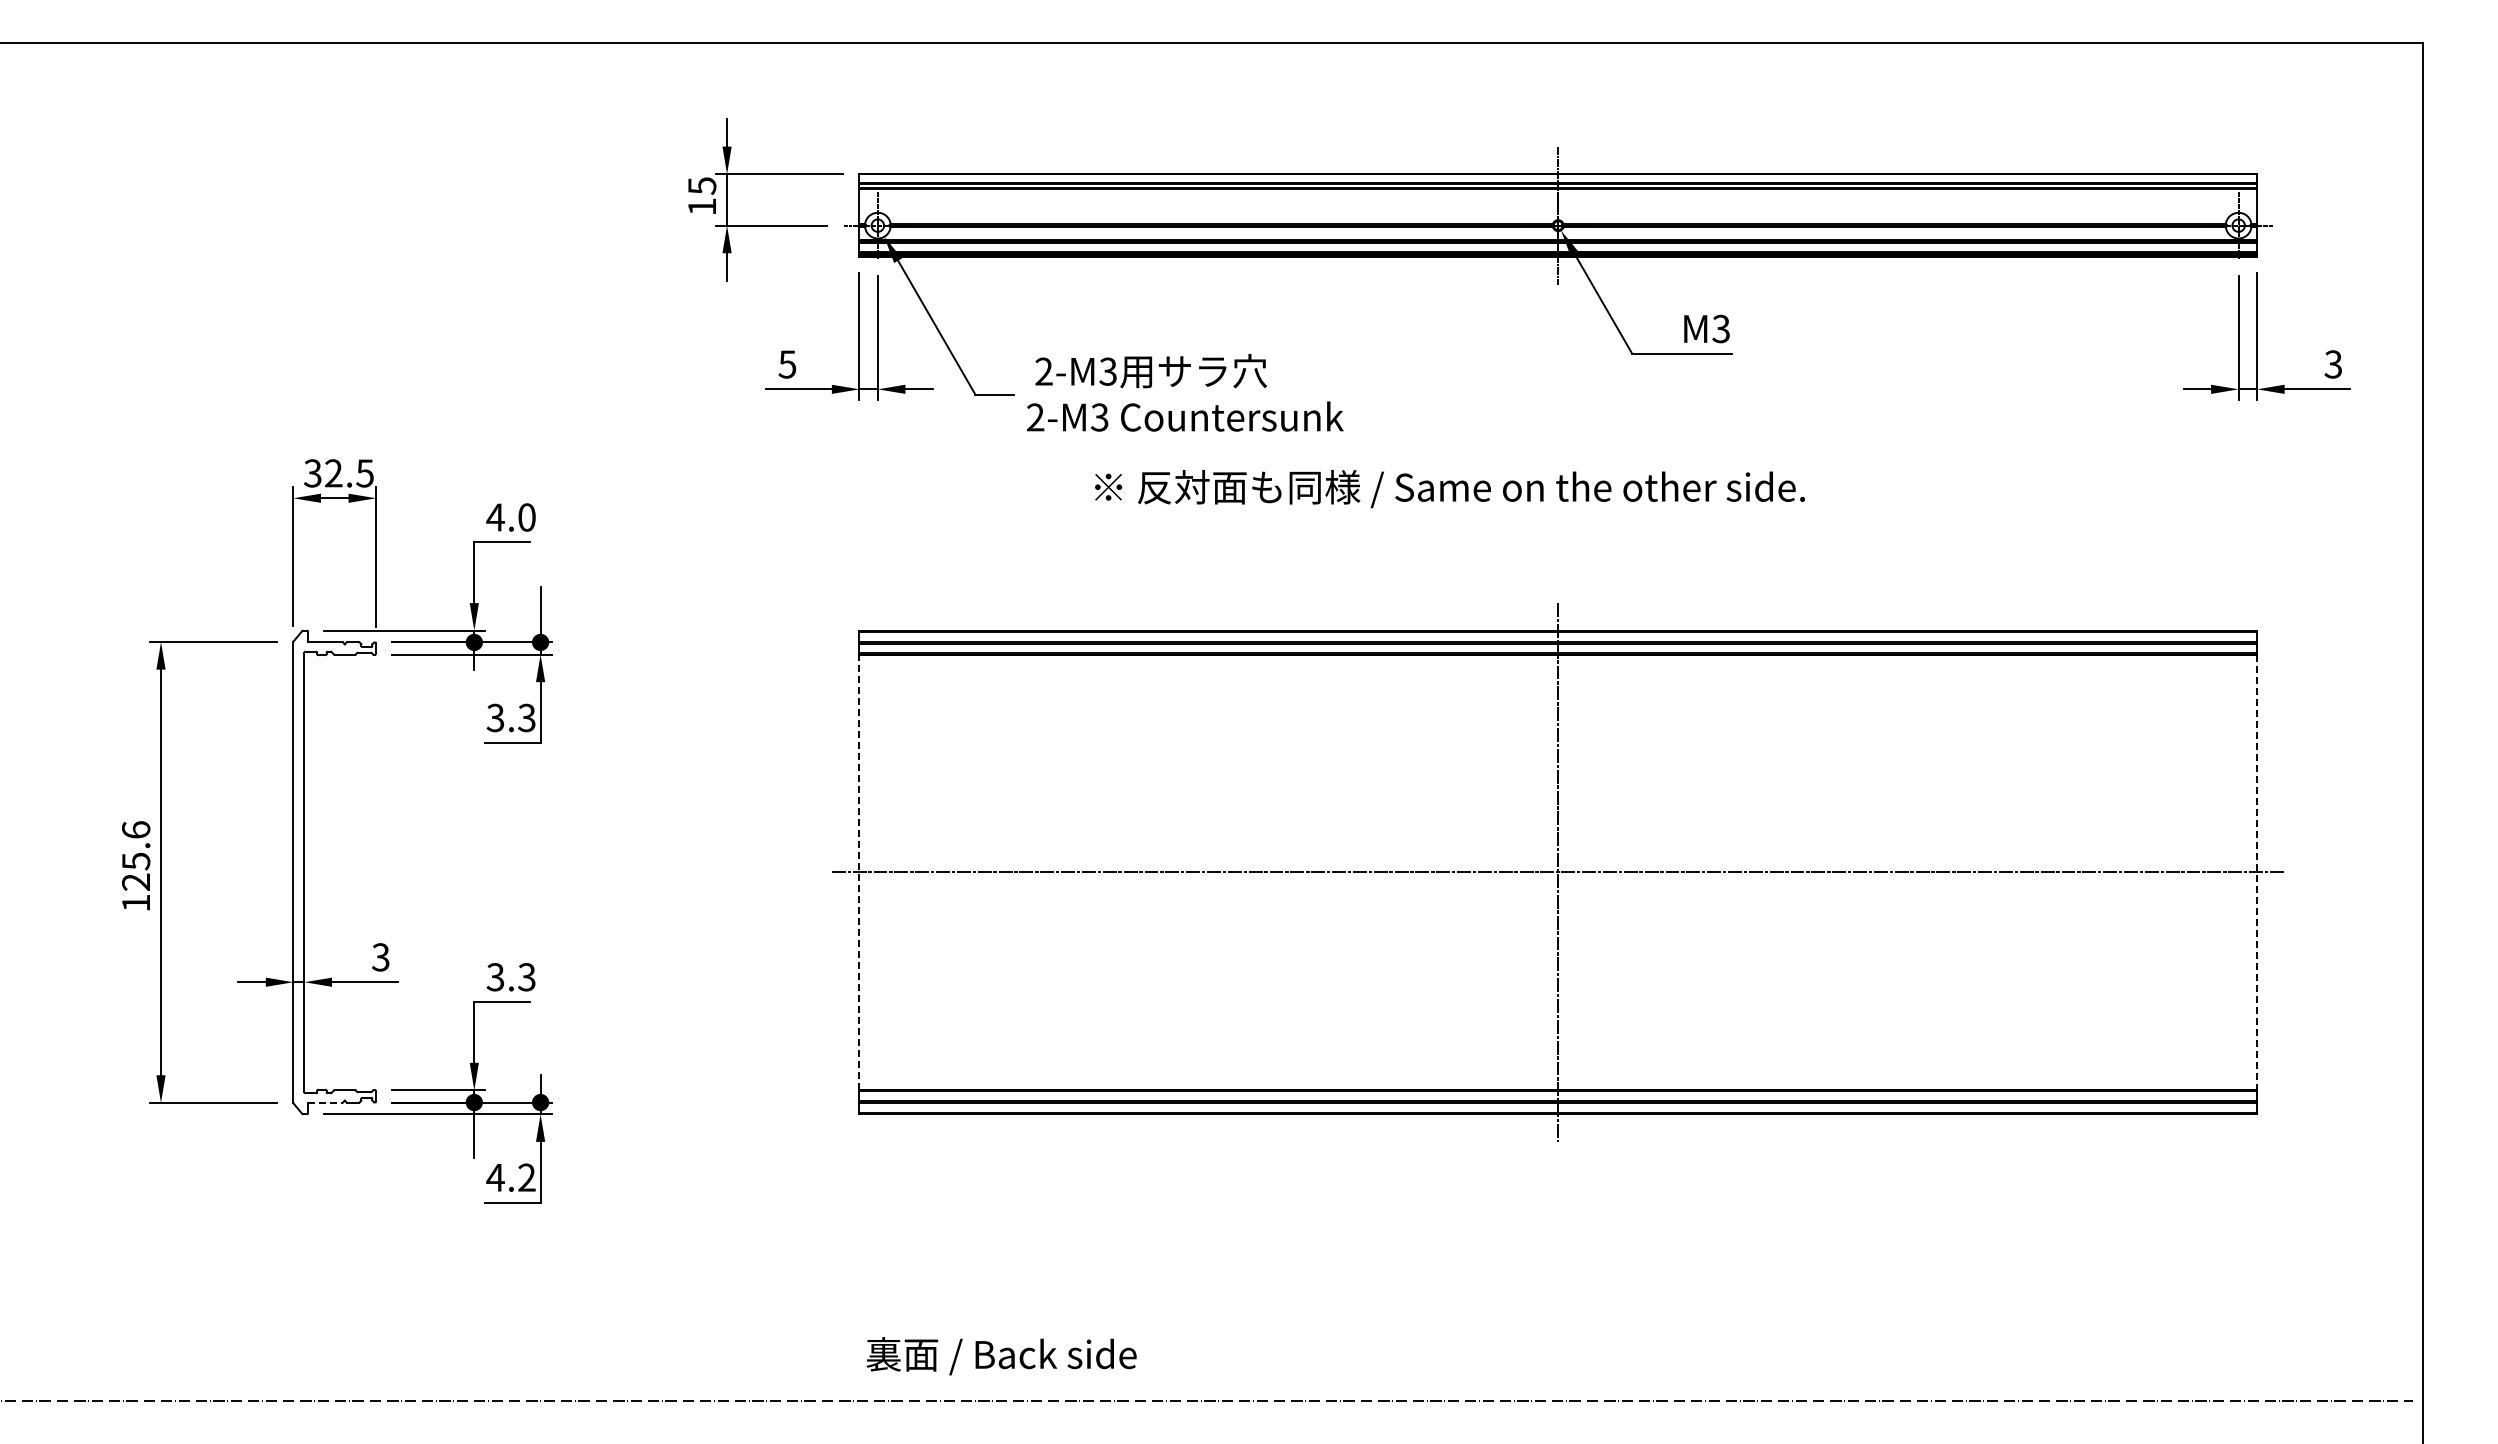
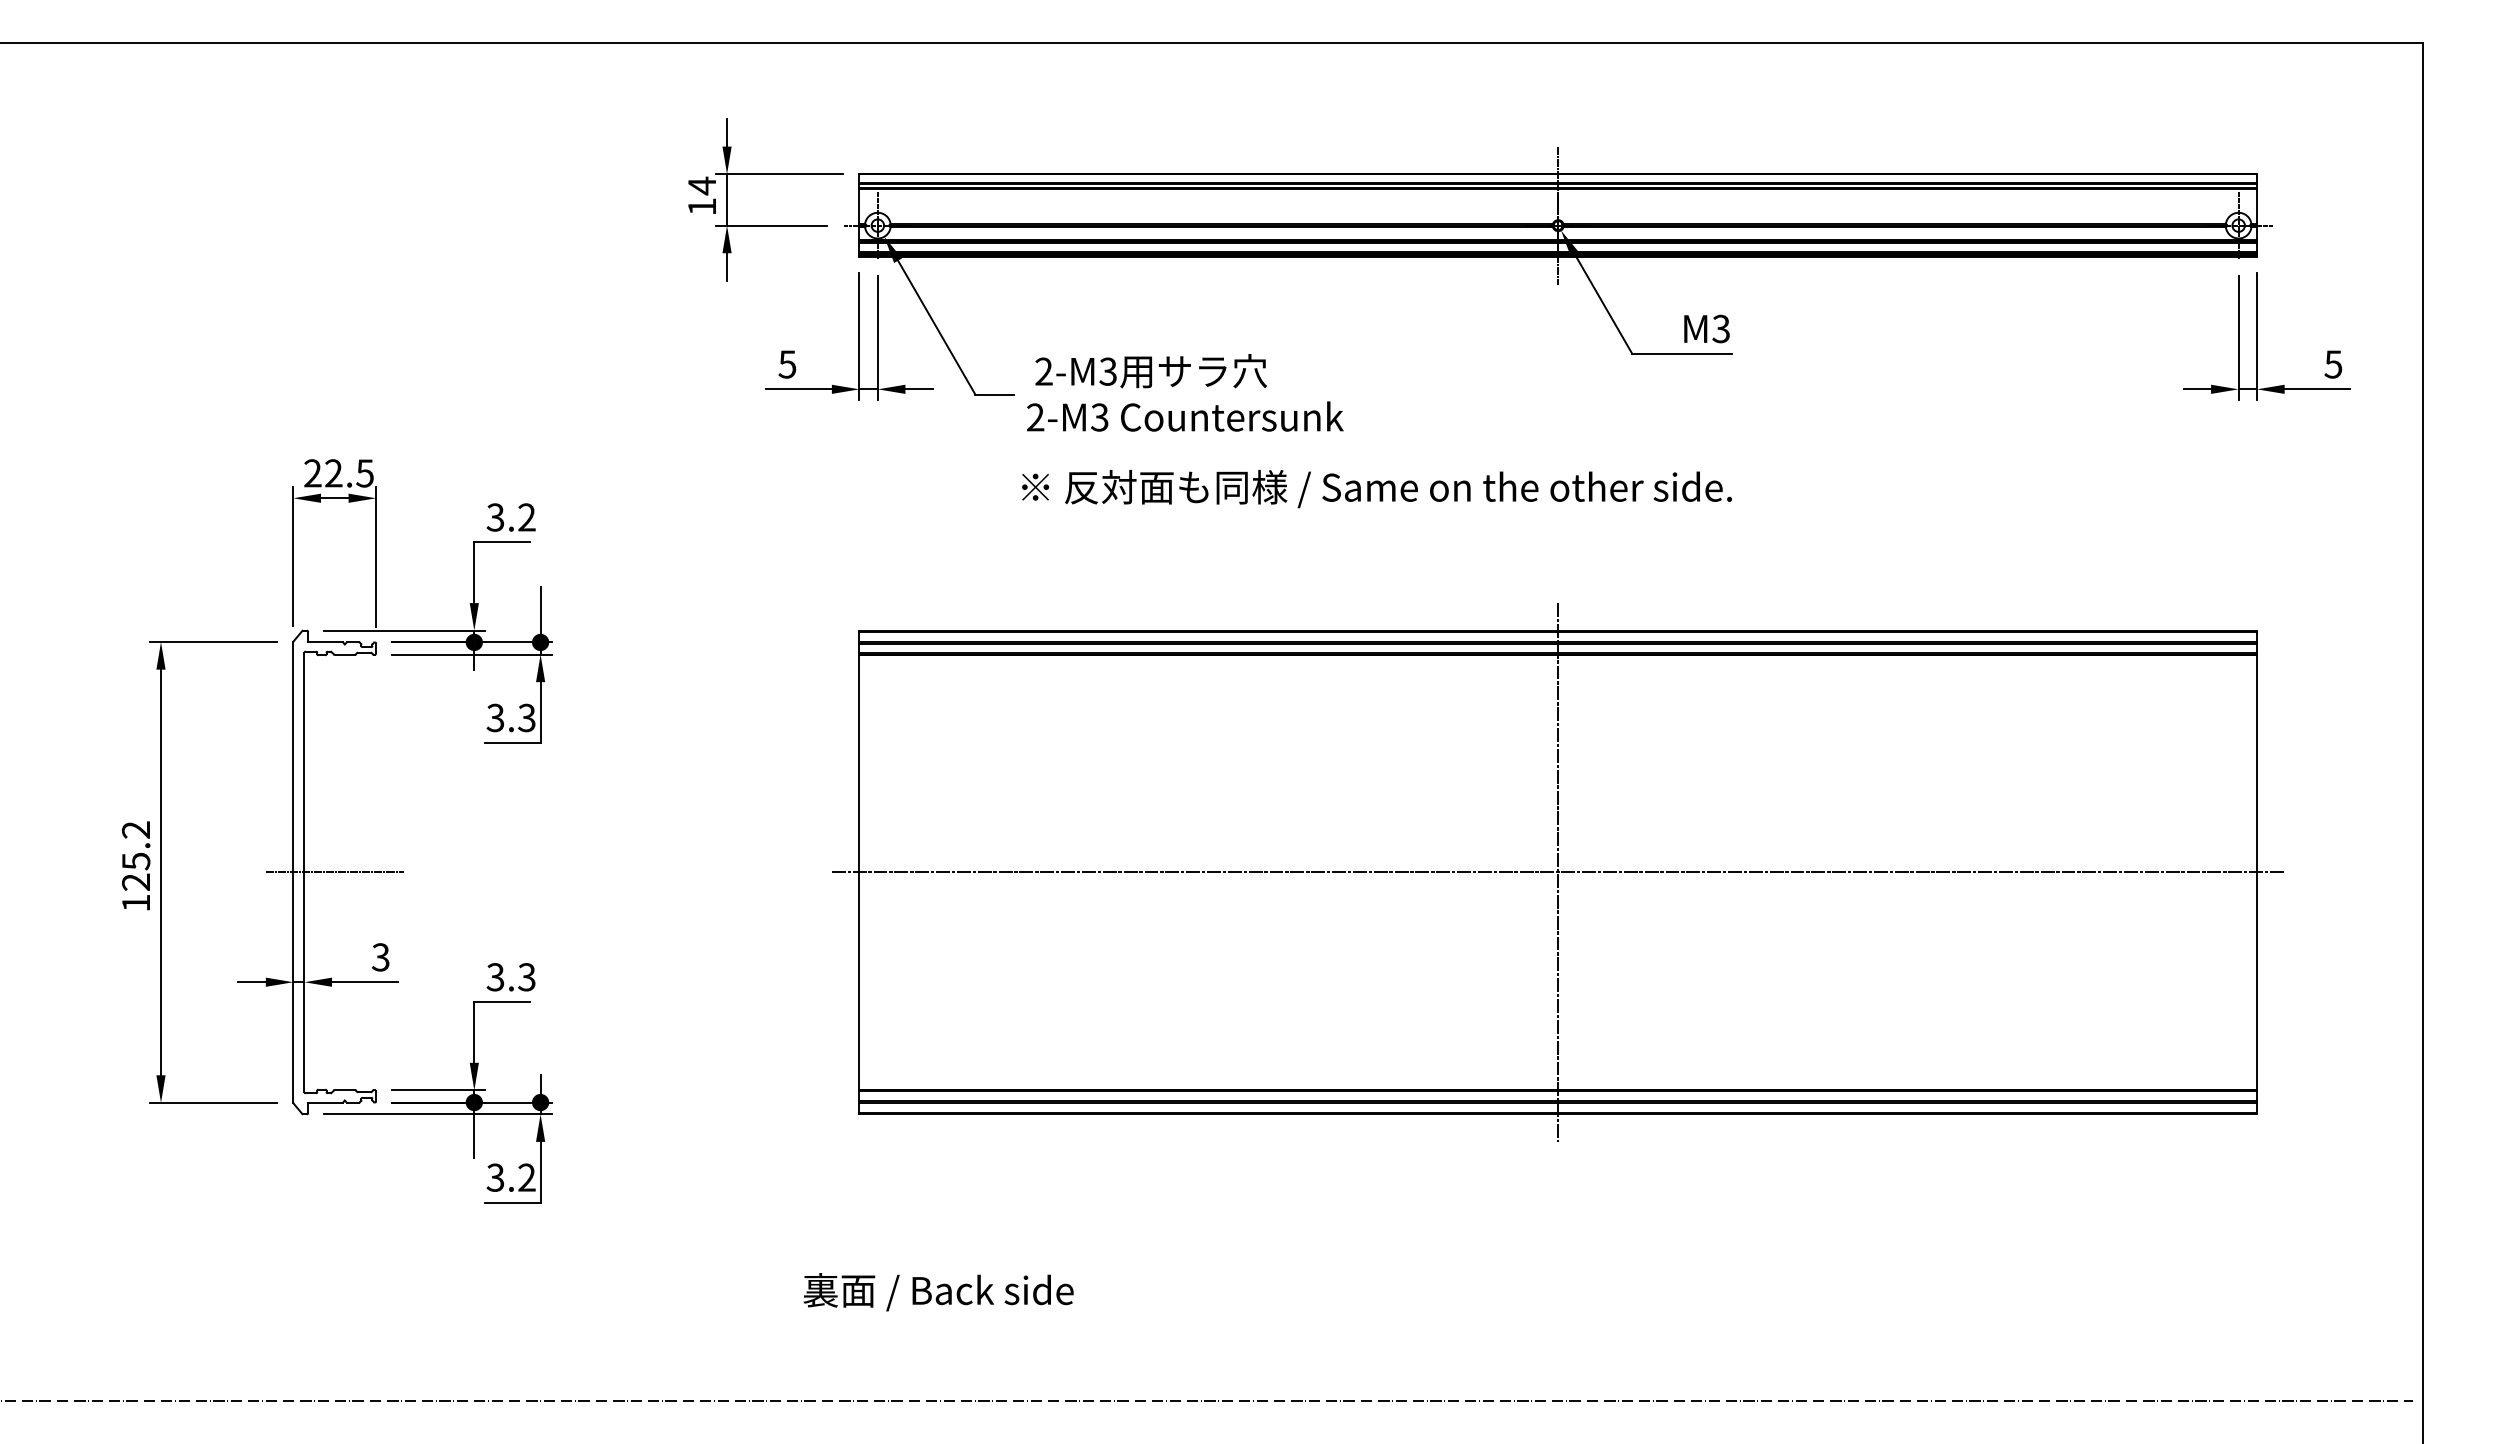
text: 15 -> 14 (702, 185)
text: 3 -> 5 (2333, 364)
text: 32.5 -> 22.5 (312, 473)
text position: (1449, 489) -> (1376, 489) (1376, 489)
text: 4.0 -> 3.2 (510, 517)
text: 125.6 -> 125.2 (136, 829)
line: dashed -> solid (859, 871)
line: none -> present (334, 872)
line: dashed -> solid (2257, 872)
line: dashed -> solid (326, 1102)
text: 4.2 -> 3.2 (495, 1177)
text position: (1001, 1356) -> (938, 1292) (938, 1292)
